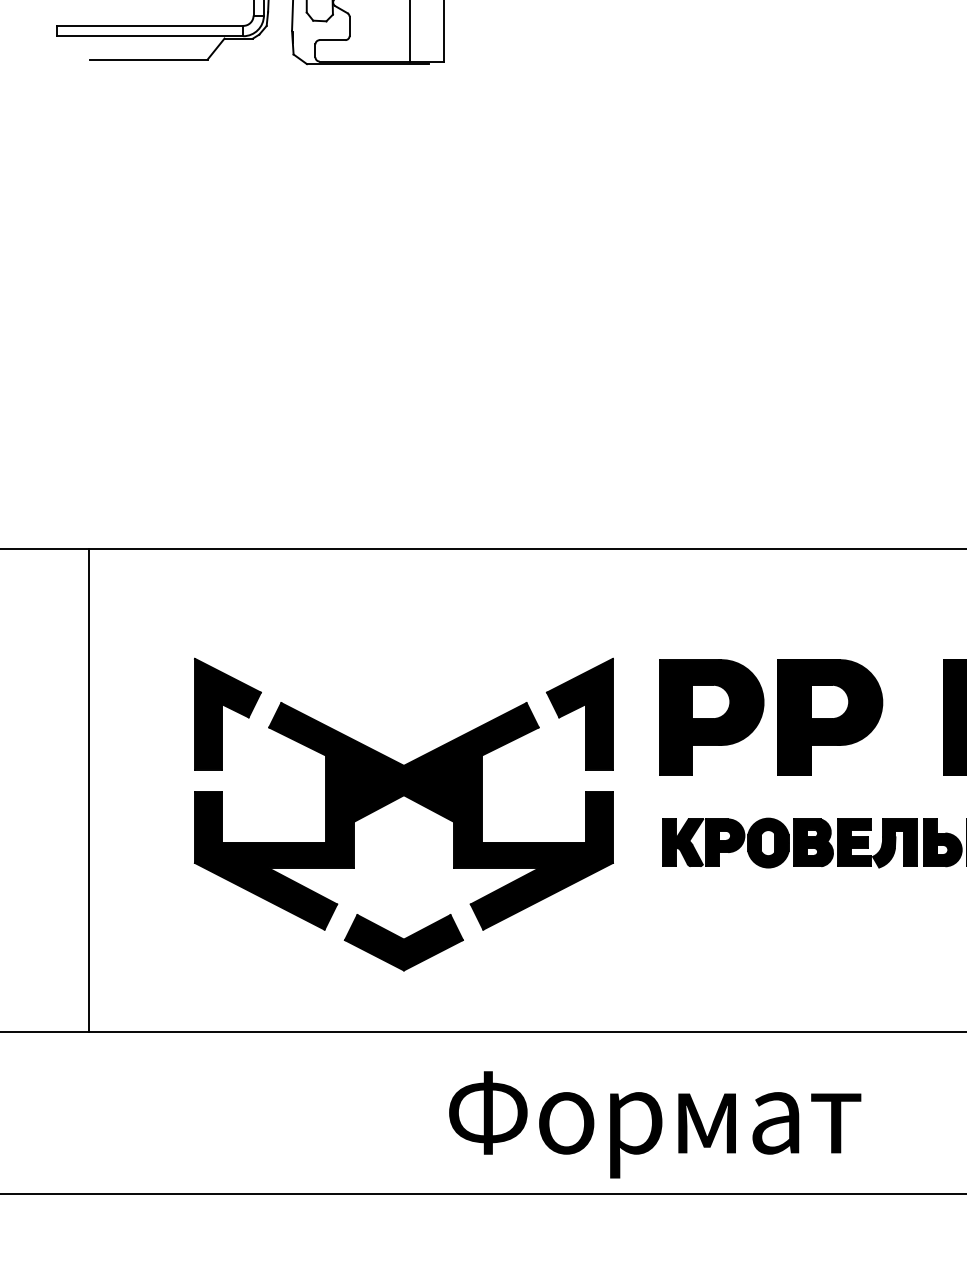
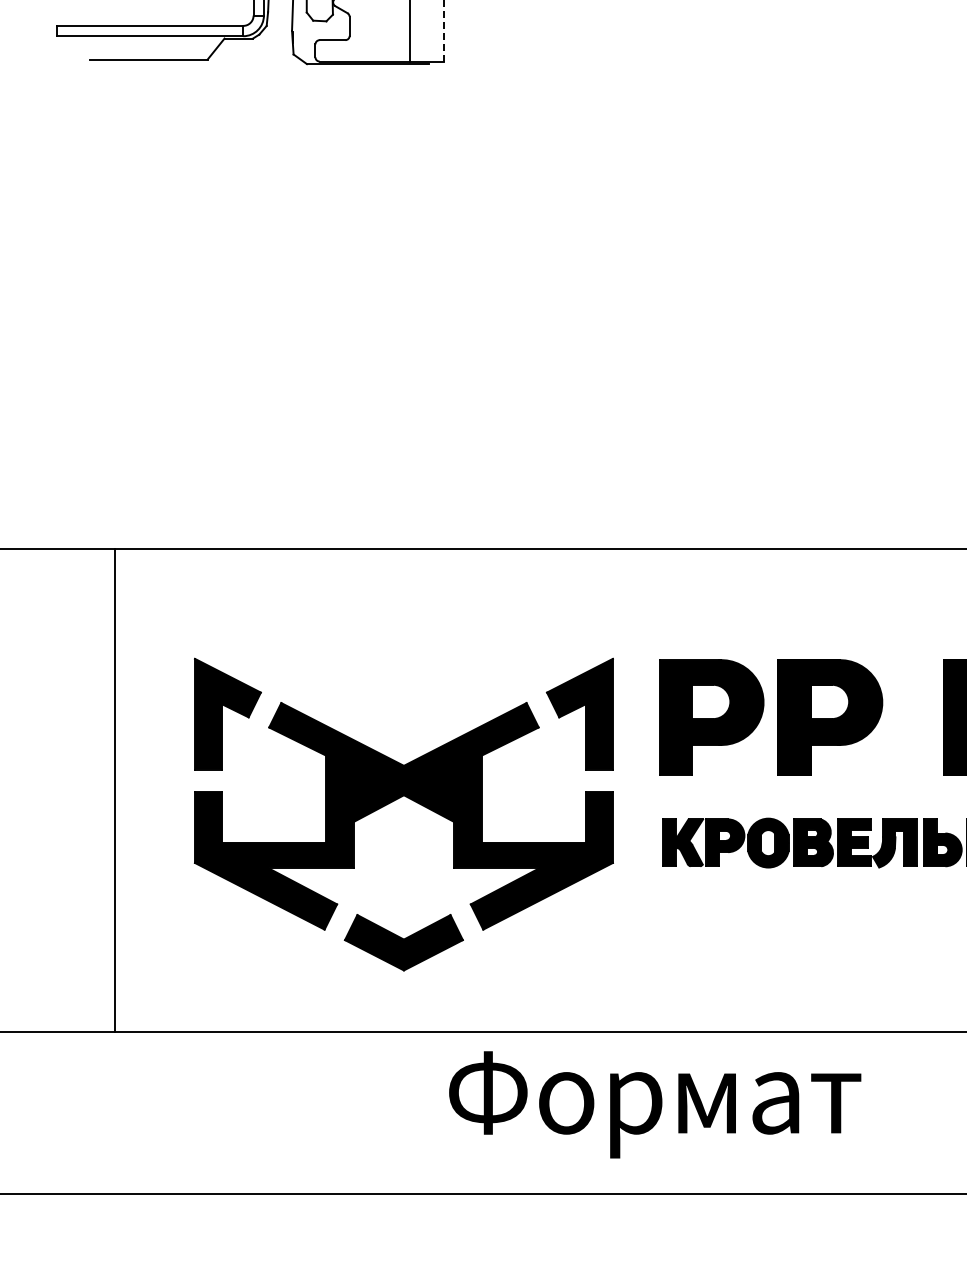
line: solid -> dashed (443, 30)
line position: (89, 790) -> (115, 790) (115, 790)
text position: (655, 1124) -> (655, 1104) (655, 1104)
